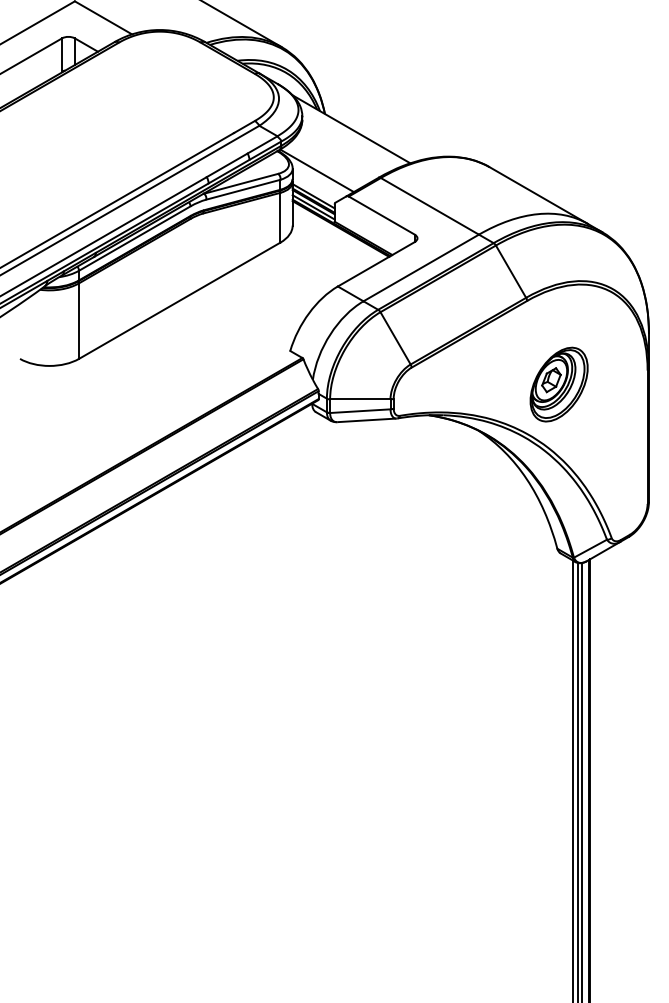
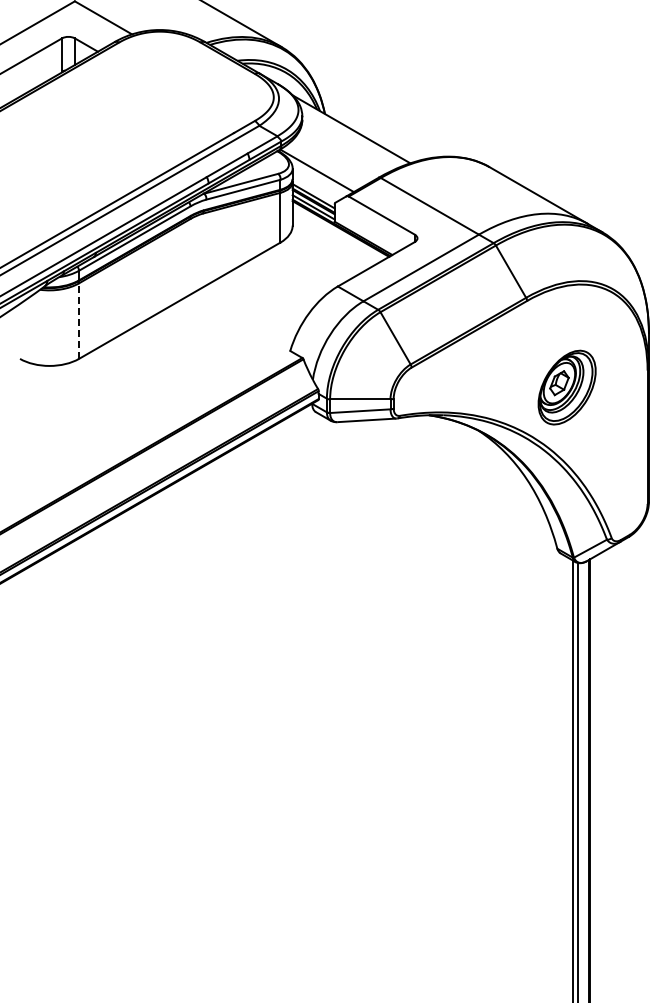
line: solid -> dashed (79, 321)
part position: (558, 384) -> (566, 387) (566, 387)
line: present -> none (582, 781)
